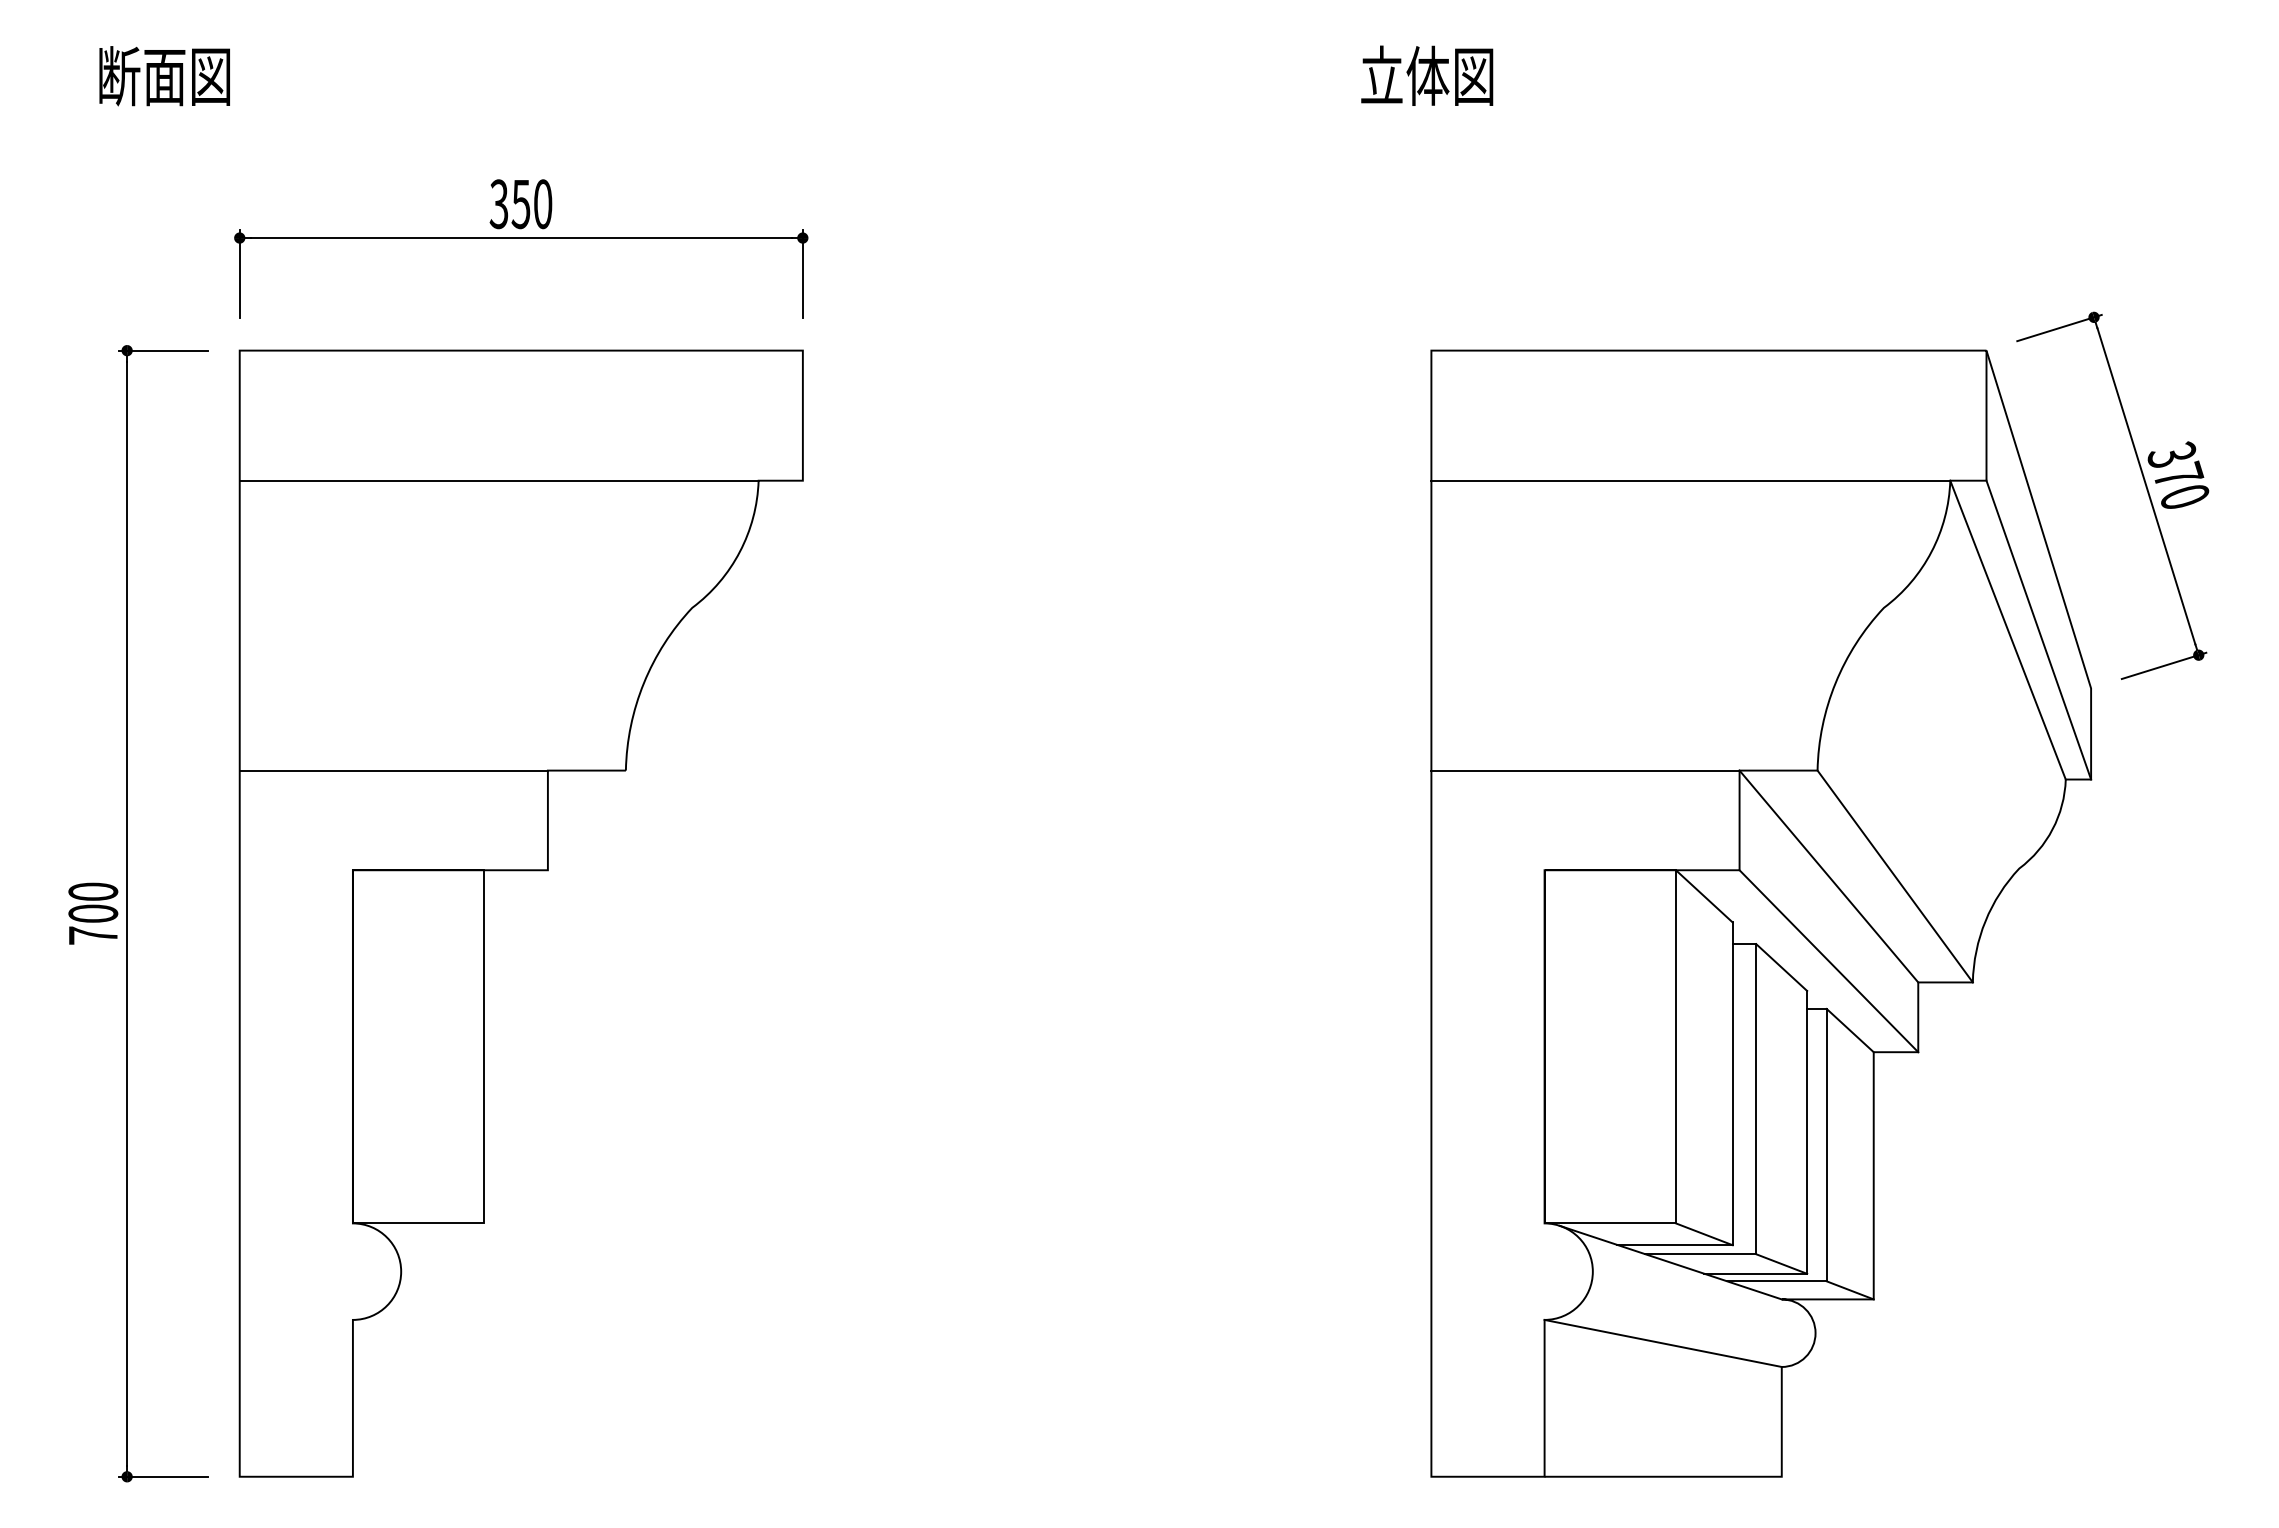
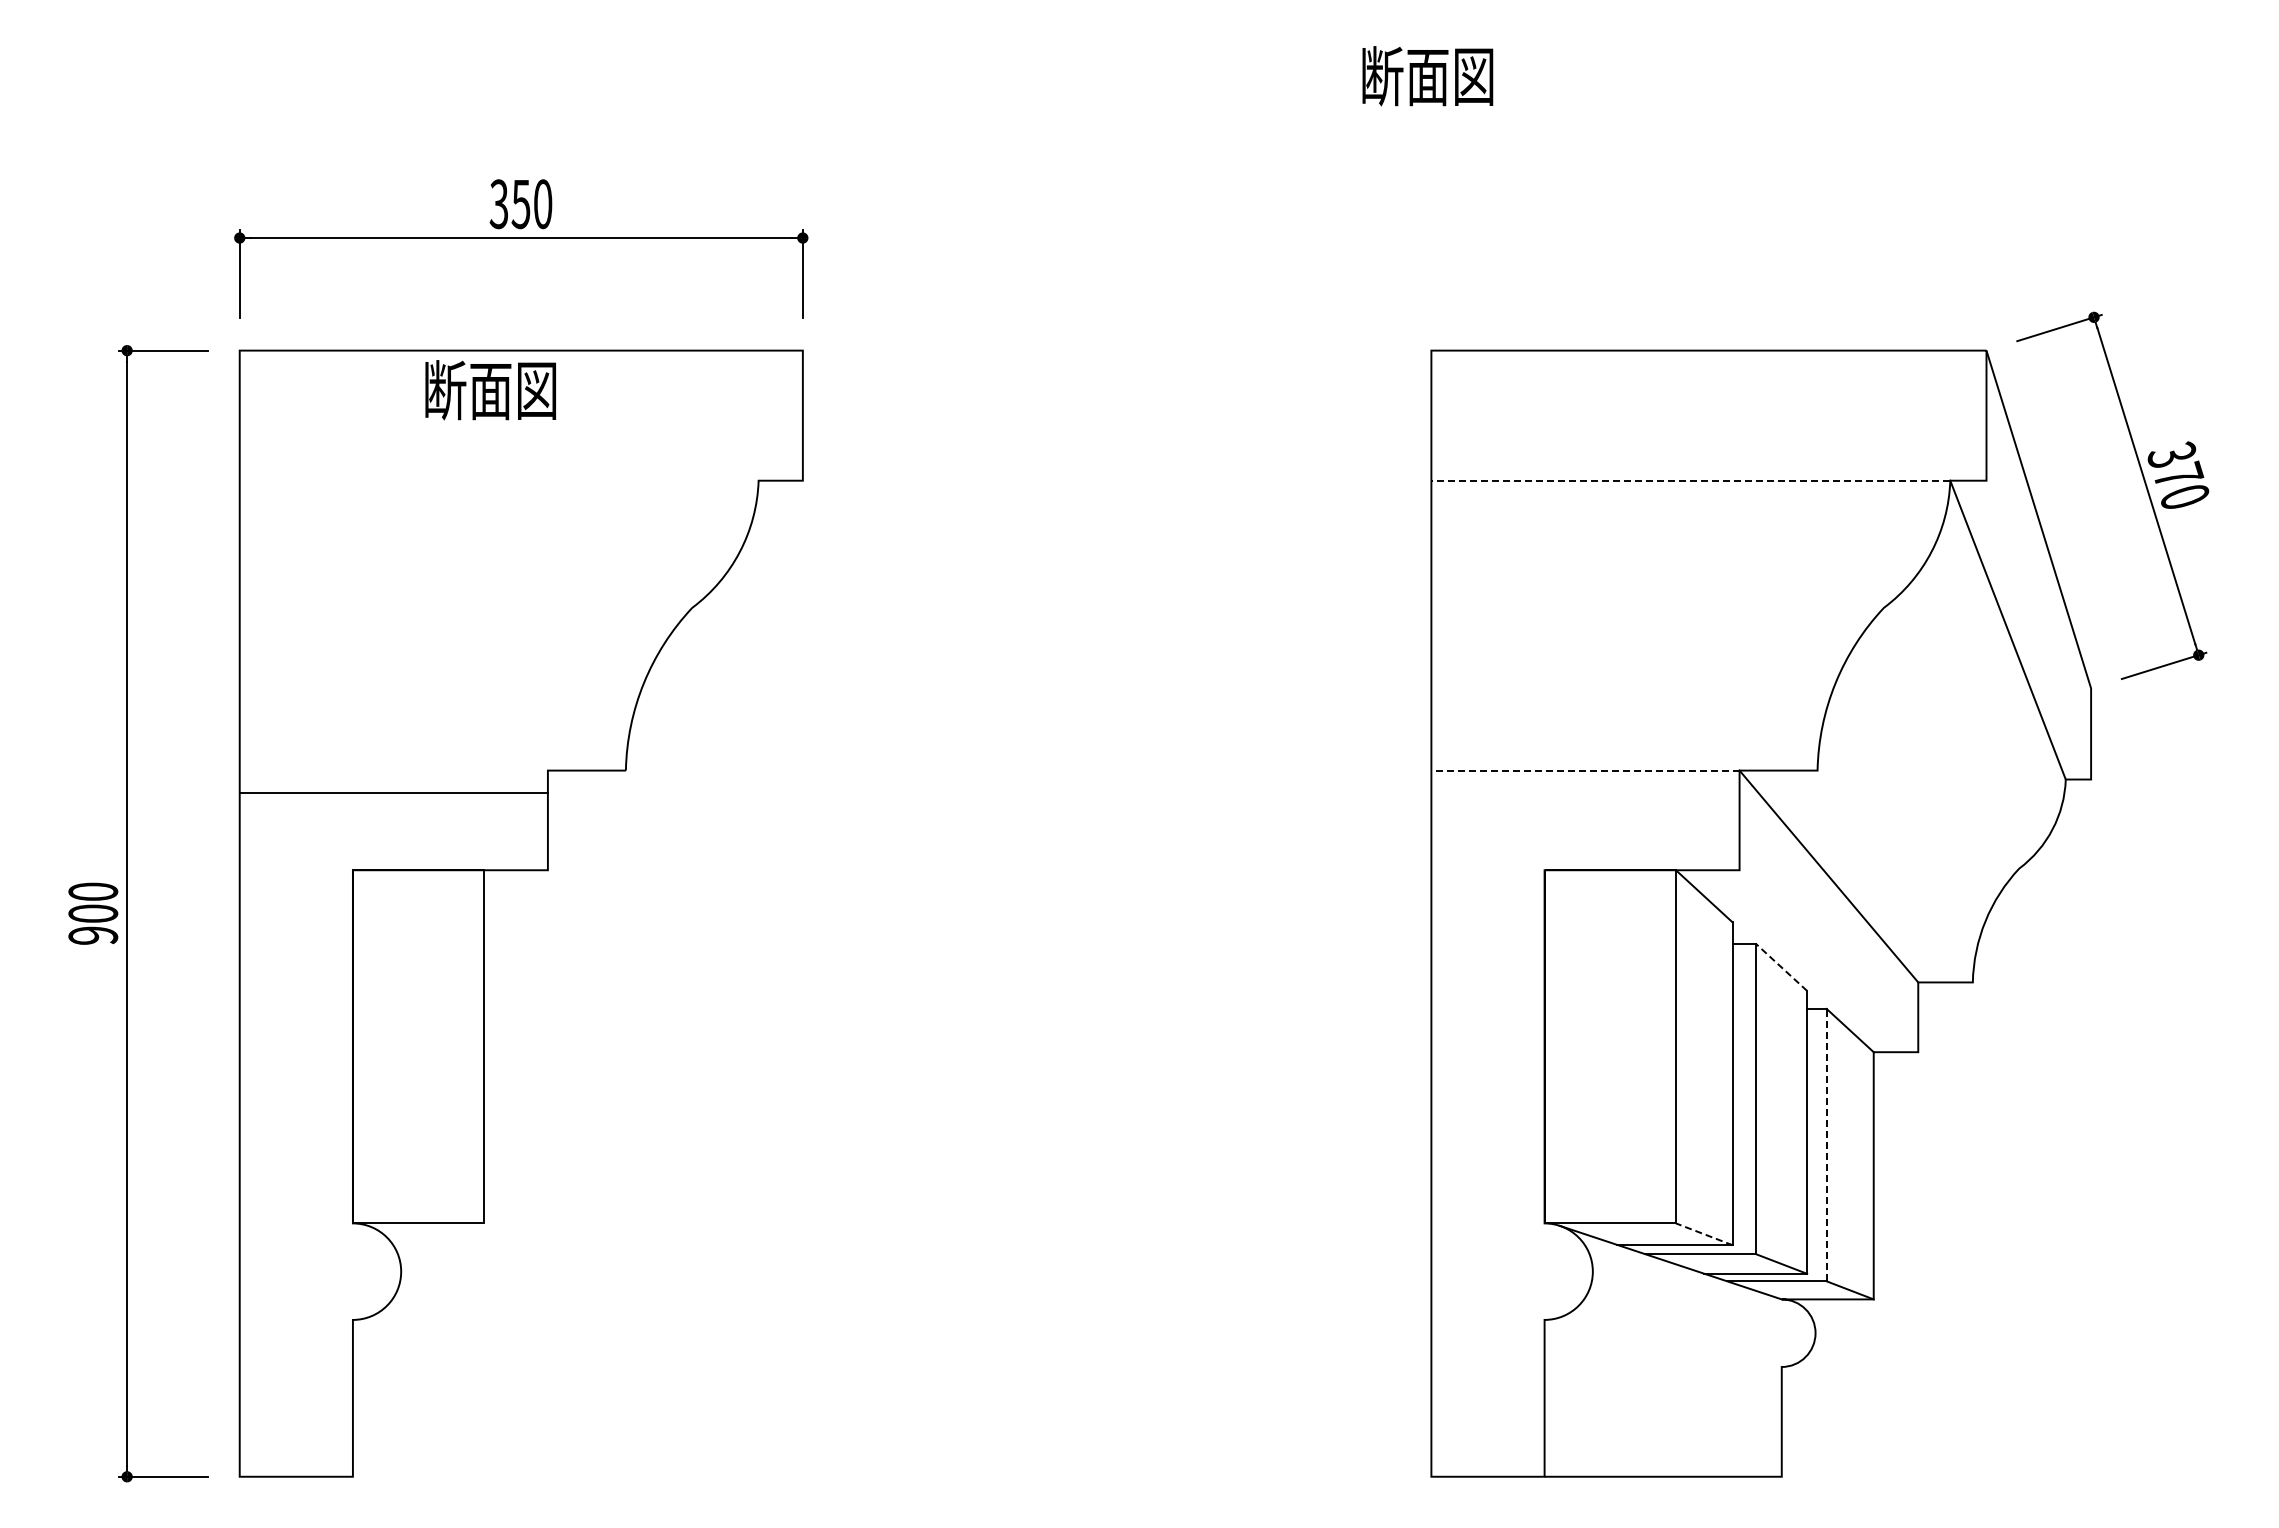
text: 立体図 -> 断面図 (1405, 75)
text position: (164, 76) -> (490, 390) (490, 390)
line: present -> none (498, 480)
line: solid -> dashed (1690, 480)
line: present -> none (2038, 629)
line position: (393, 770) -> (393, 792) (393, 792)
line: solid -> dashed (1584, 770)
line: present -> none (1894, 876)
text: 700 -> 900 (93, 935)
line: present -> none (1828, 961)
line: solid -> dashed (1781, 967)
line: solid -> dashed (1826, 1144)
line: solid -> dashed (1703, 1234)
line: present -> none (1662, 1342)
